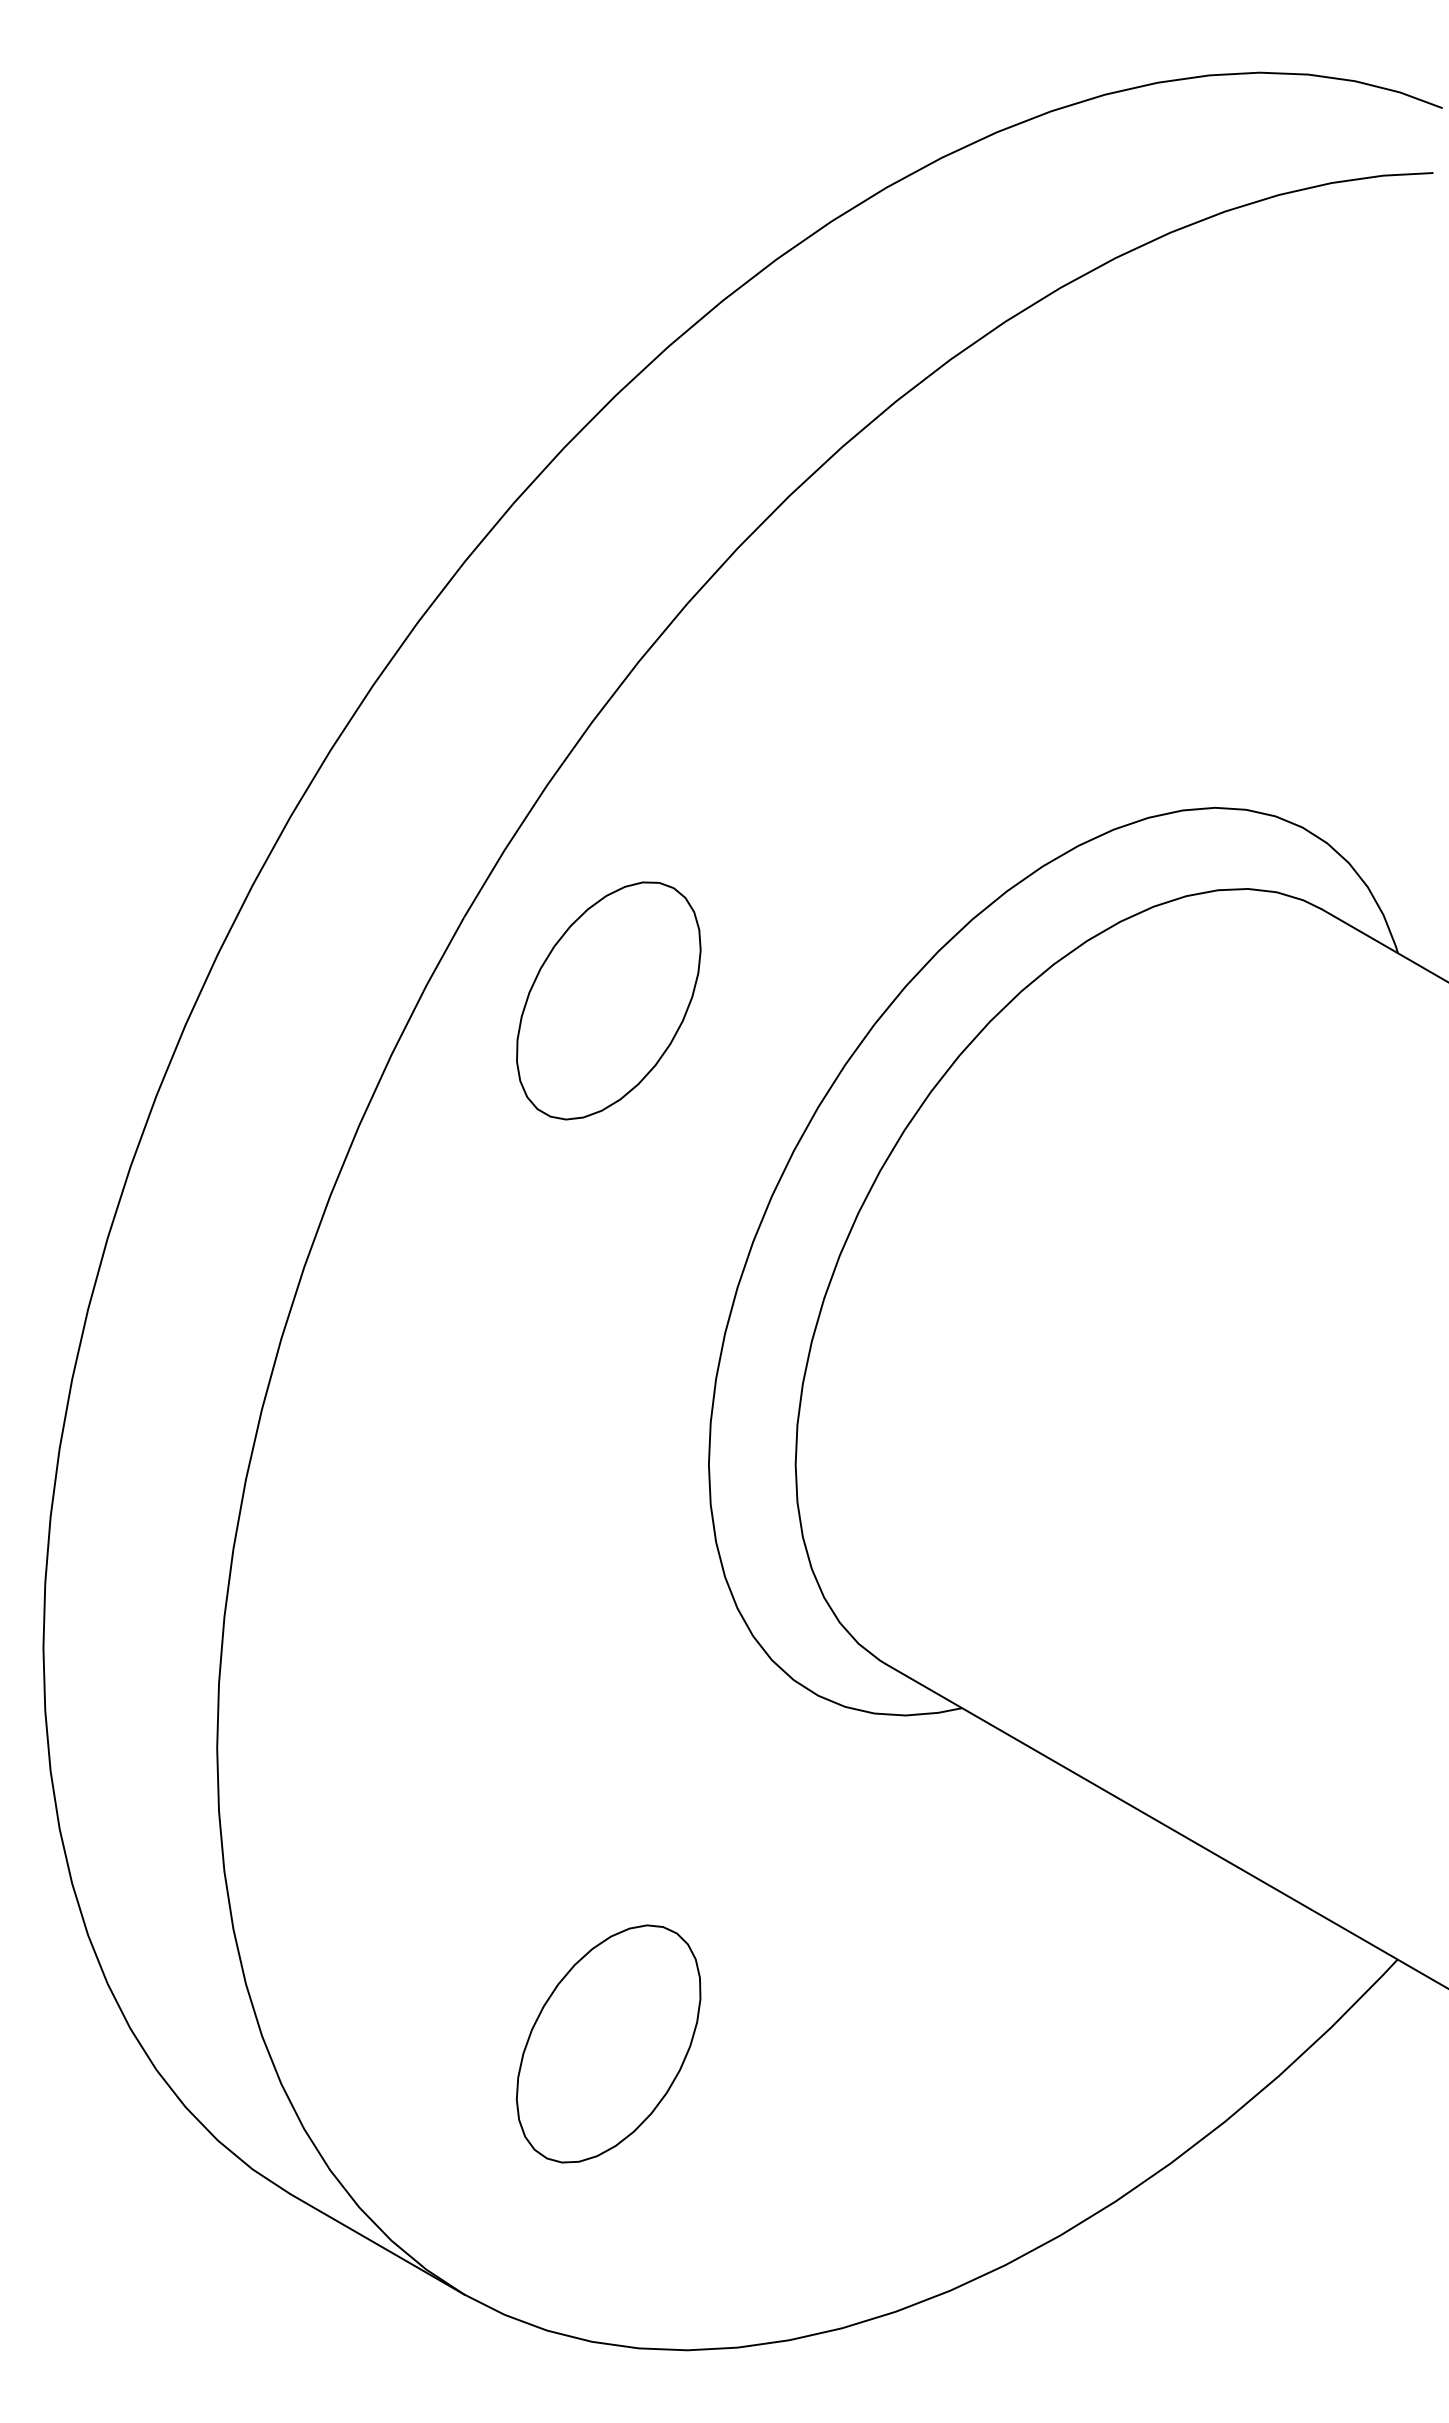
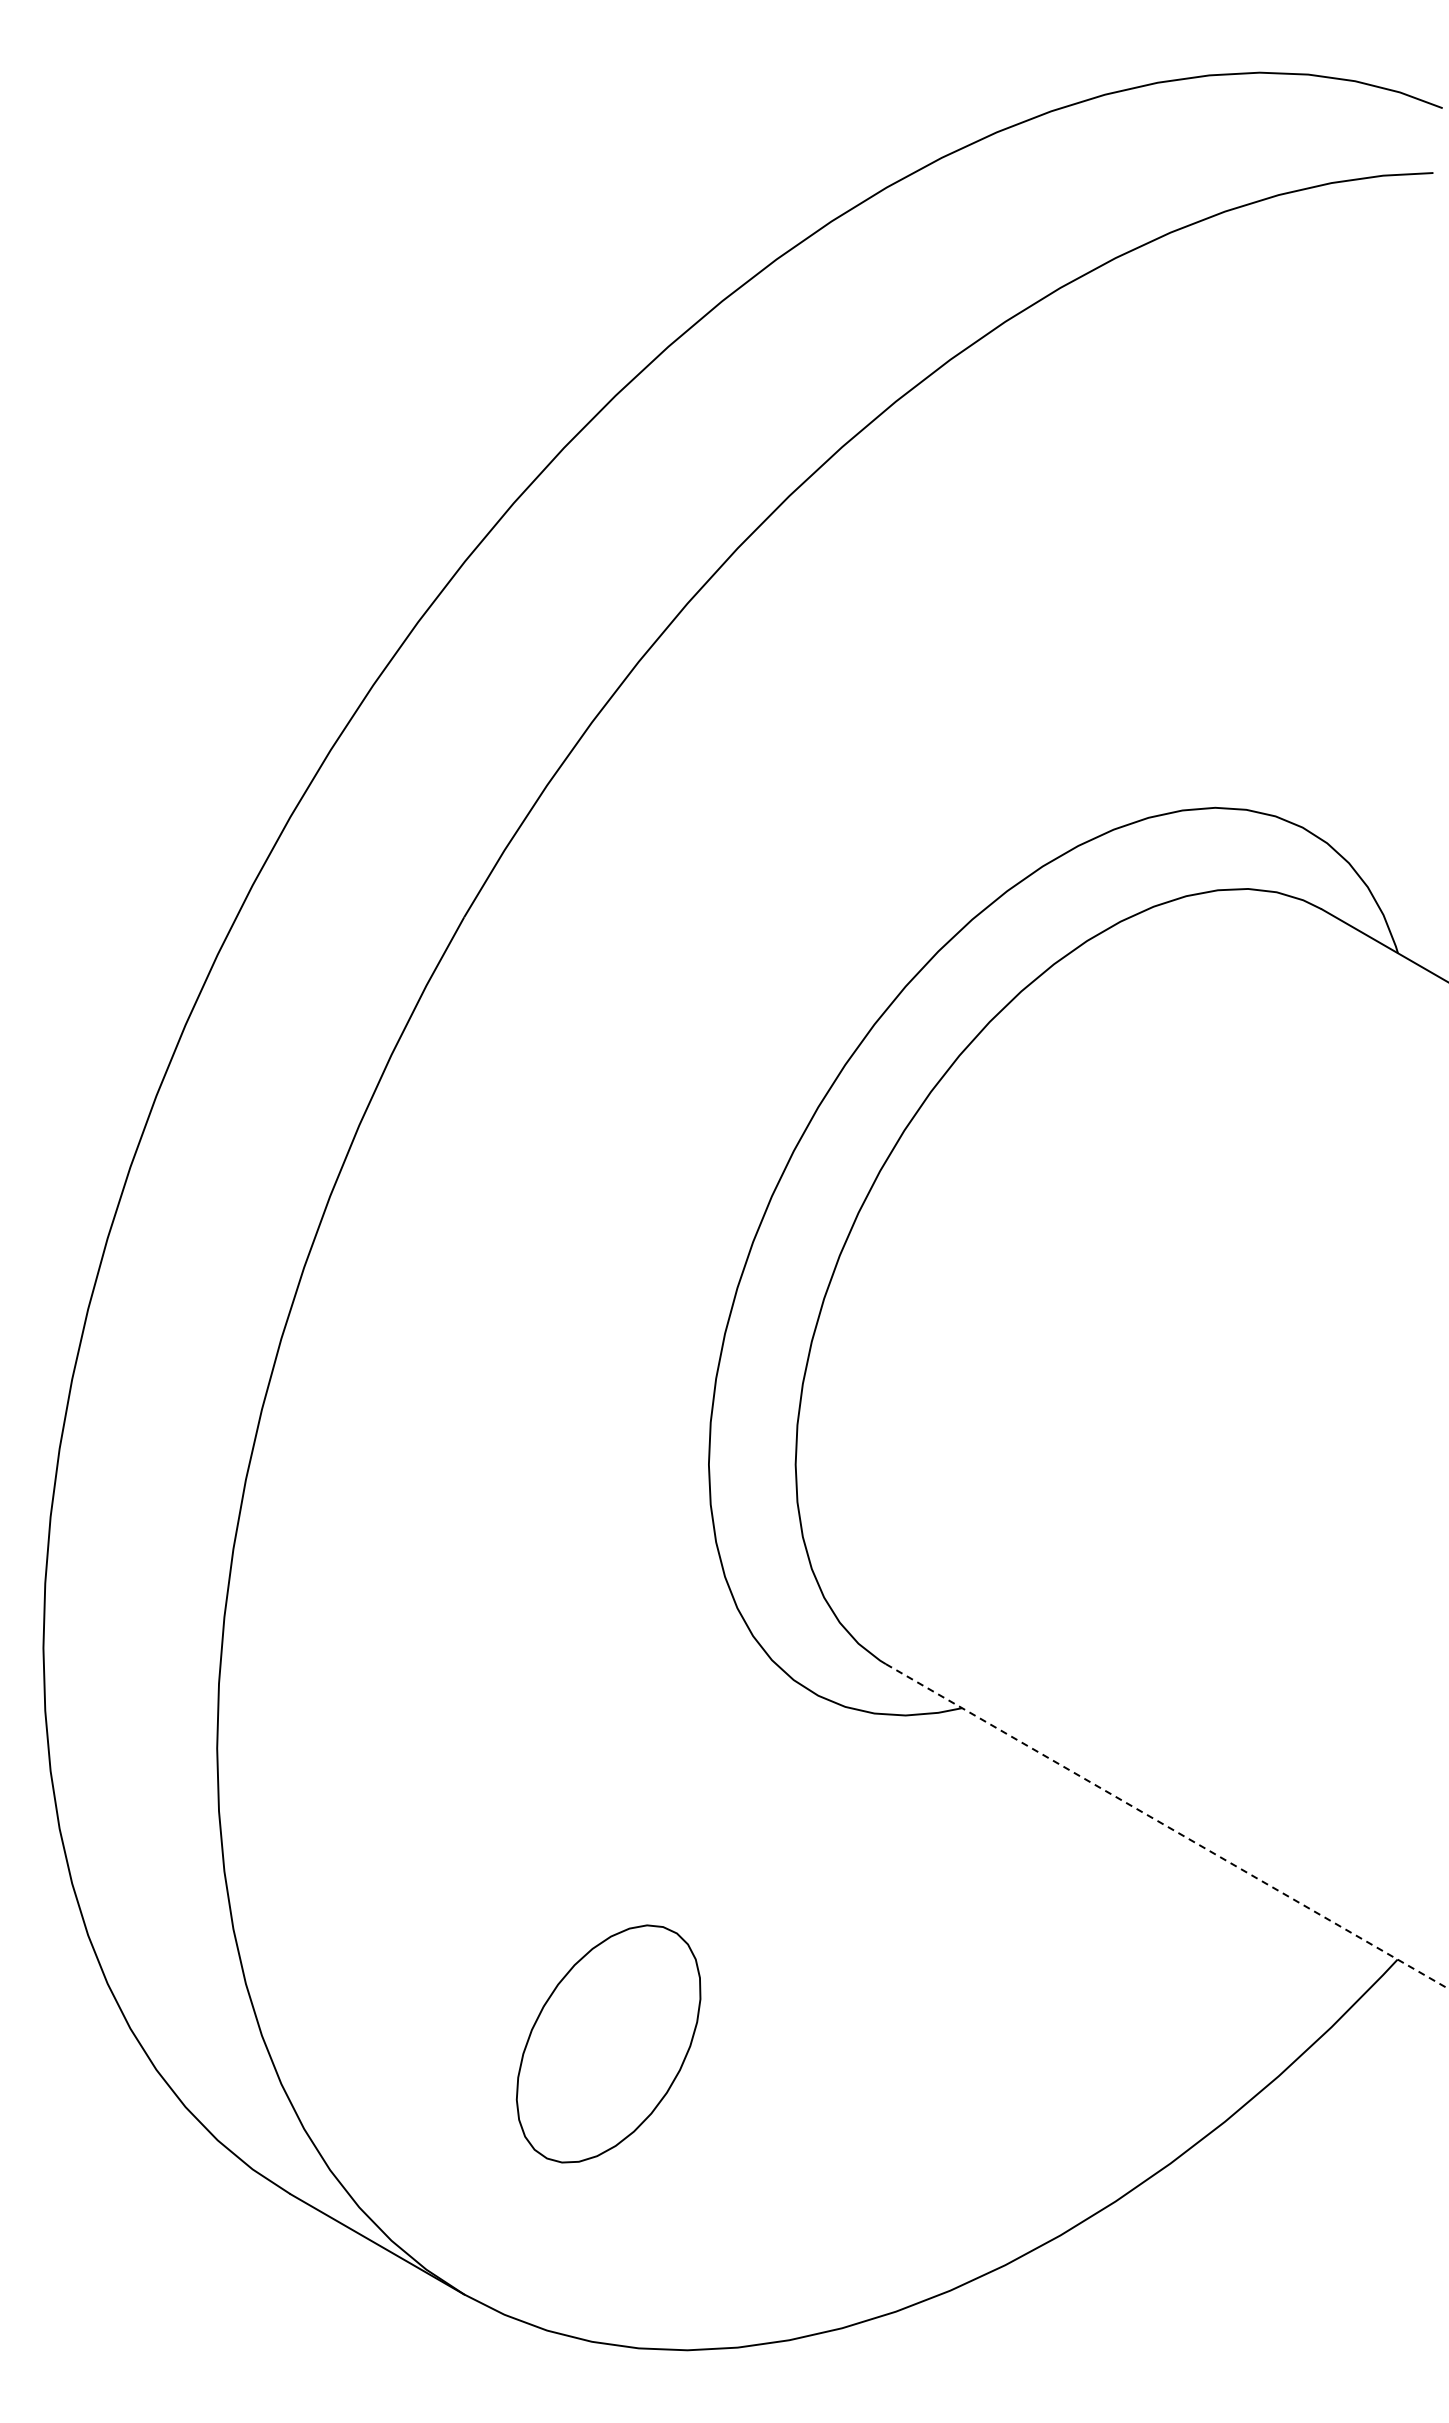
part: present -> none (608, 1000)
line: solid -> dashed (1167, 1826)
